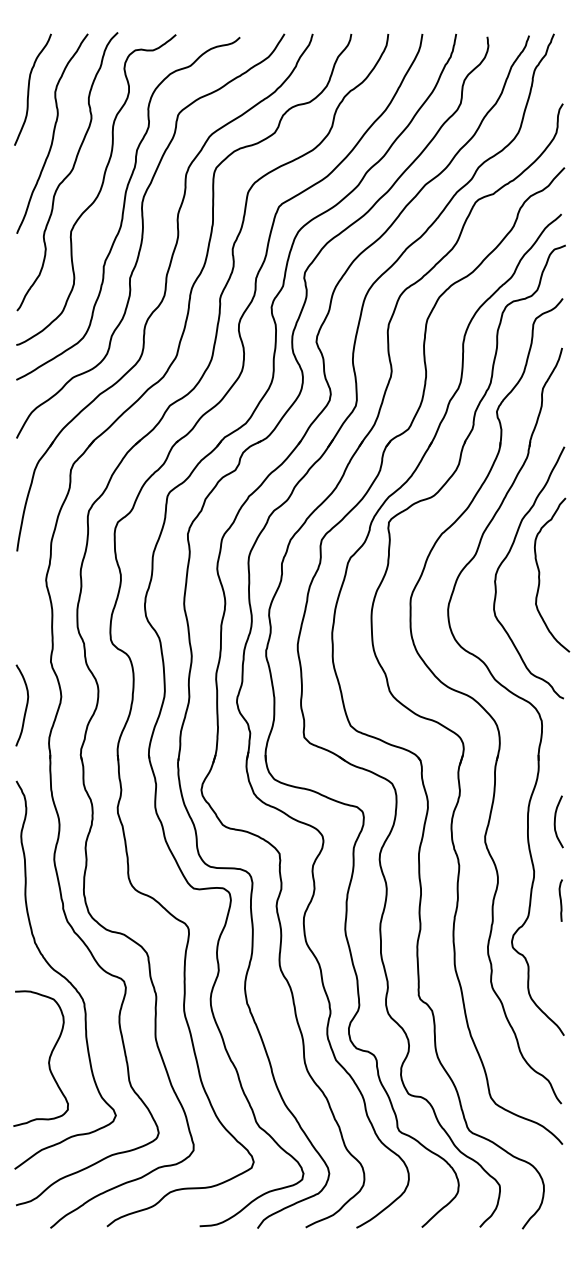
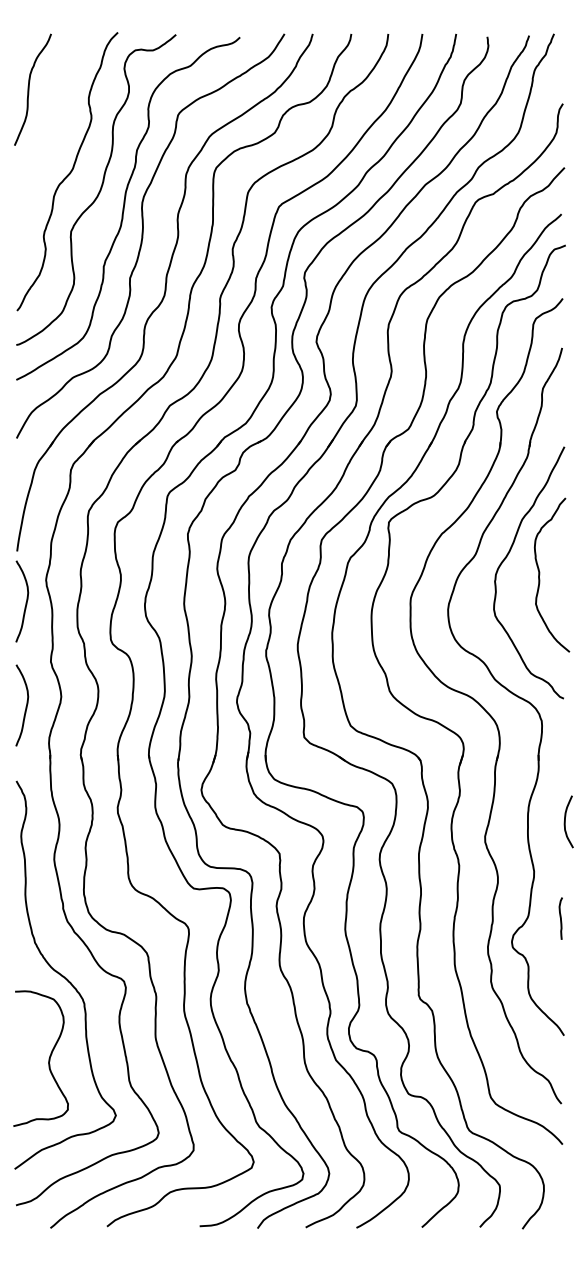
curve: present -> none (52, 133)
curve: none -> present (25, 602)
curve position: (555, 821) -> (565, 821) (565, 821)
curve position: (560, 900) -> (560, 918) (560, 918)
